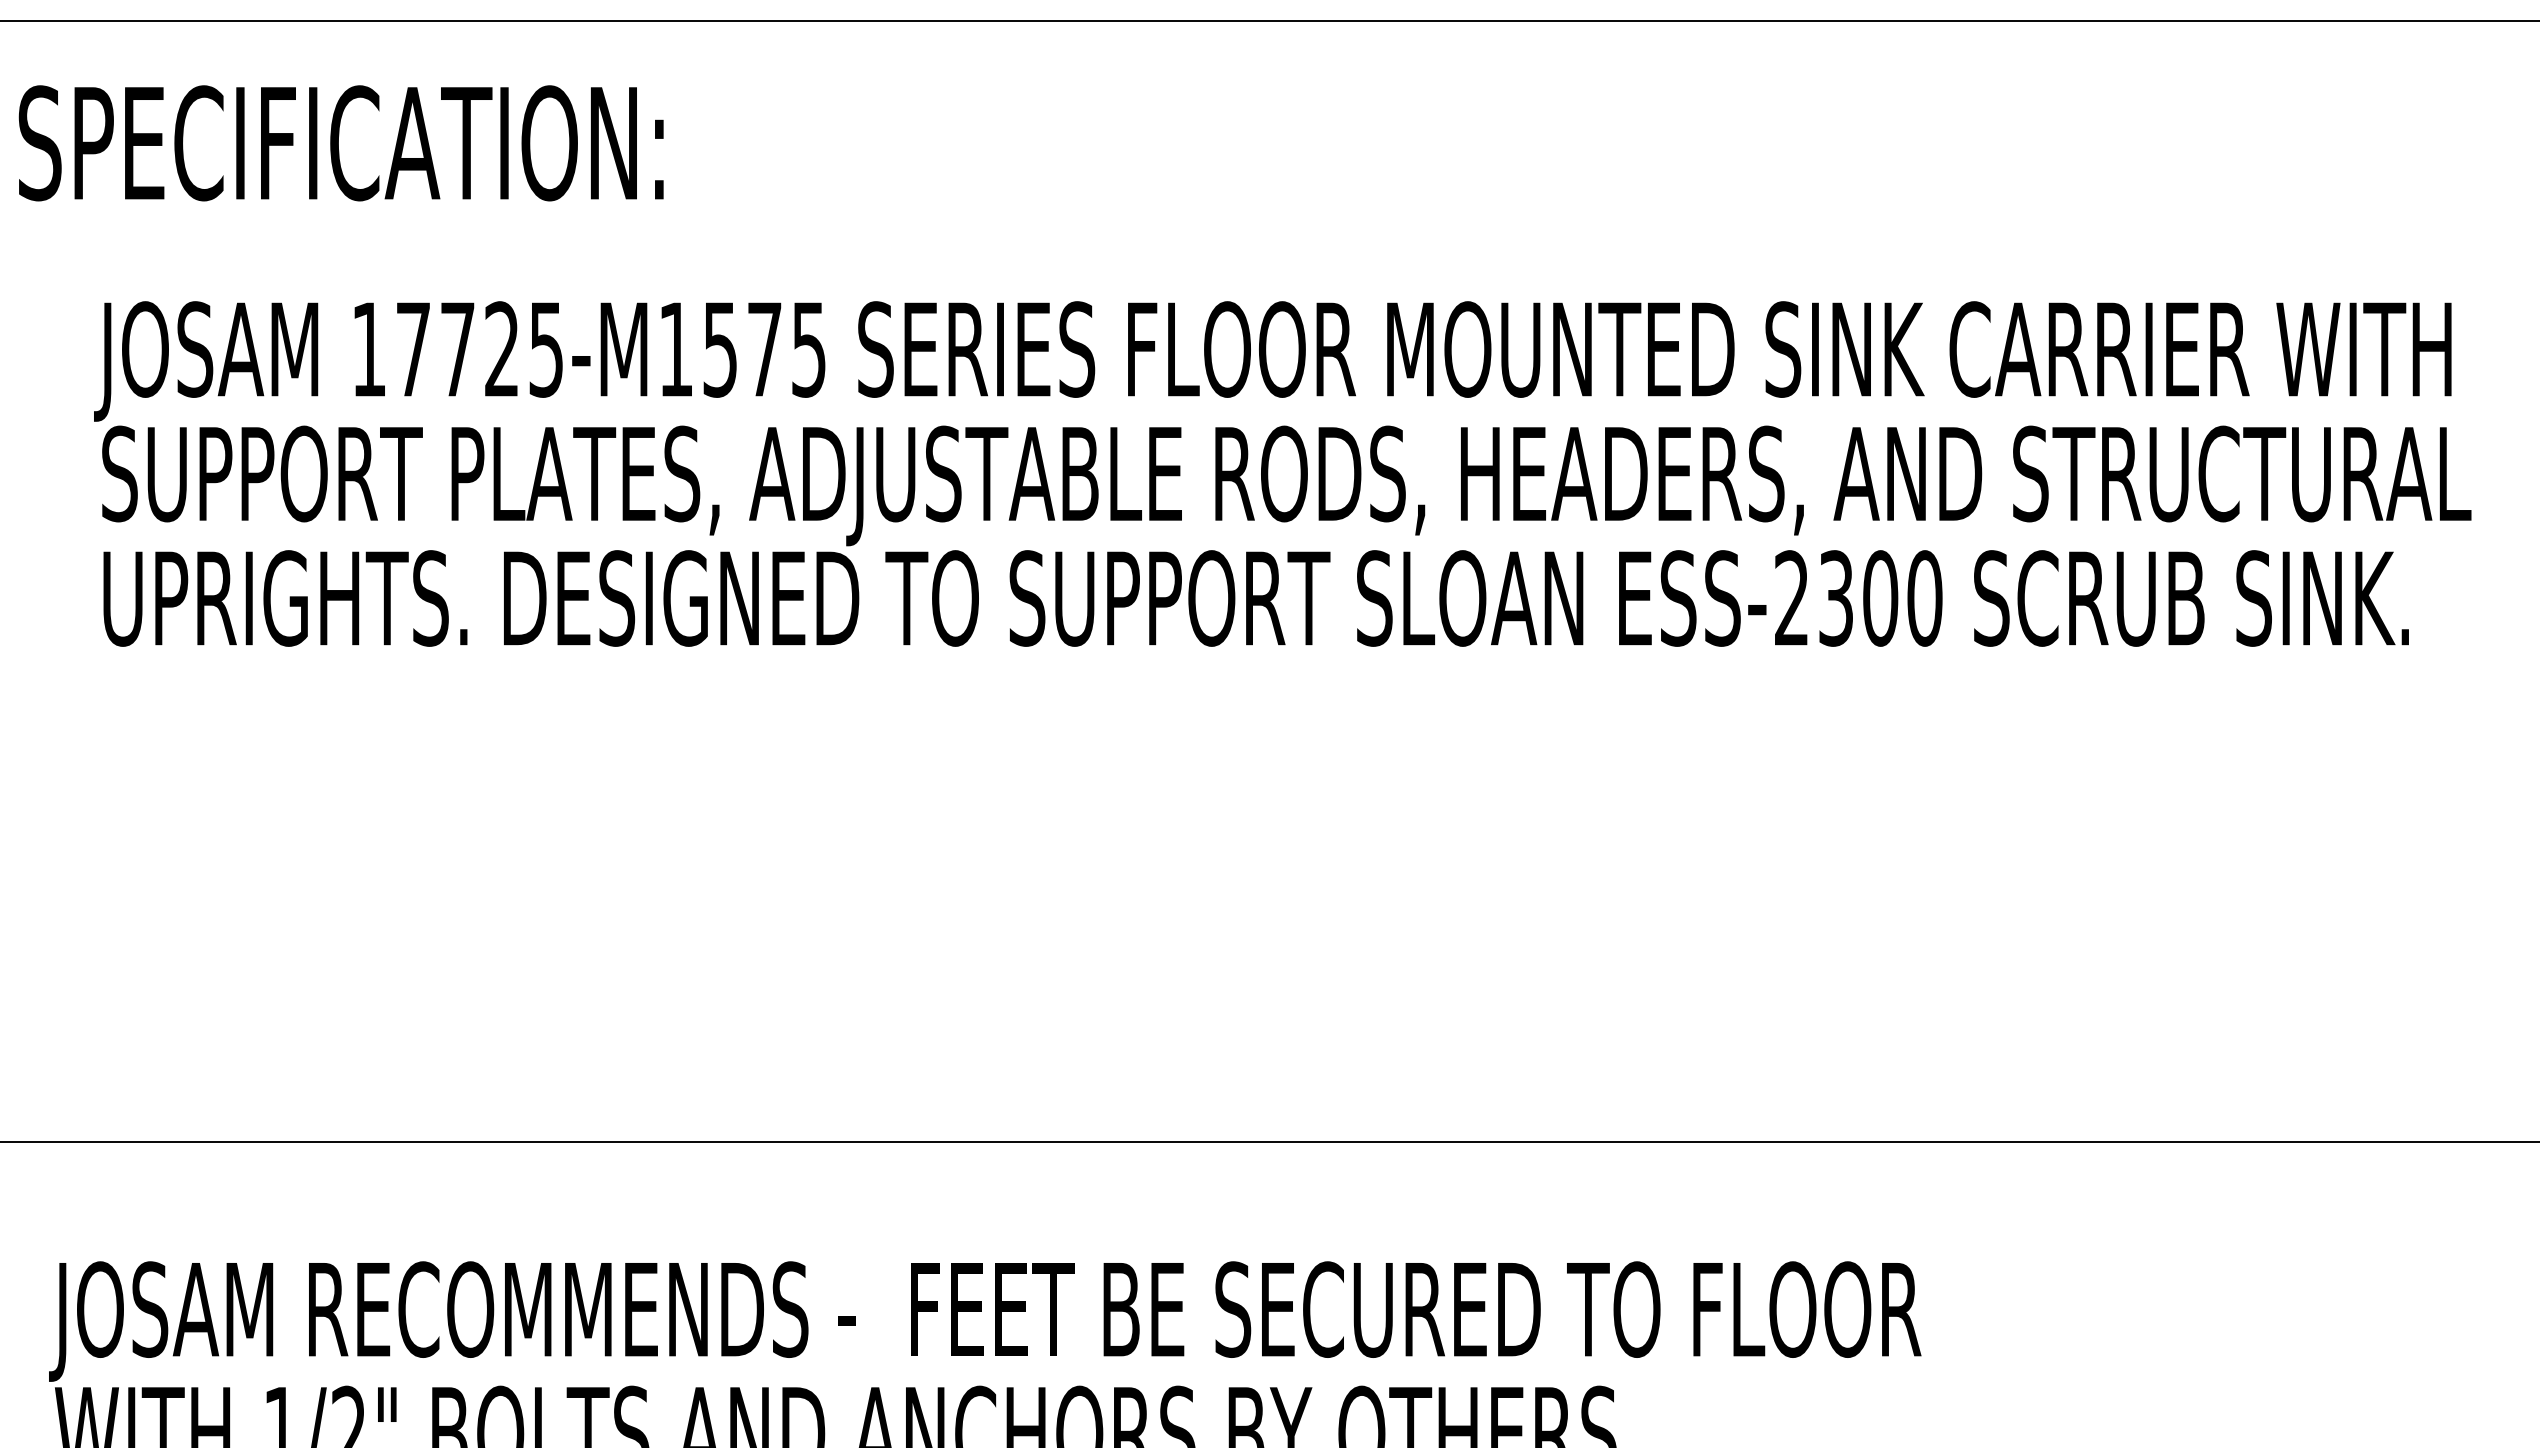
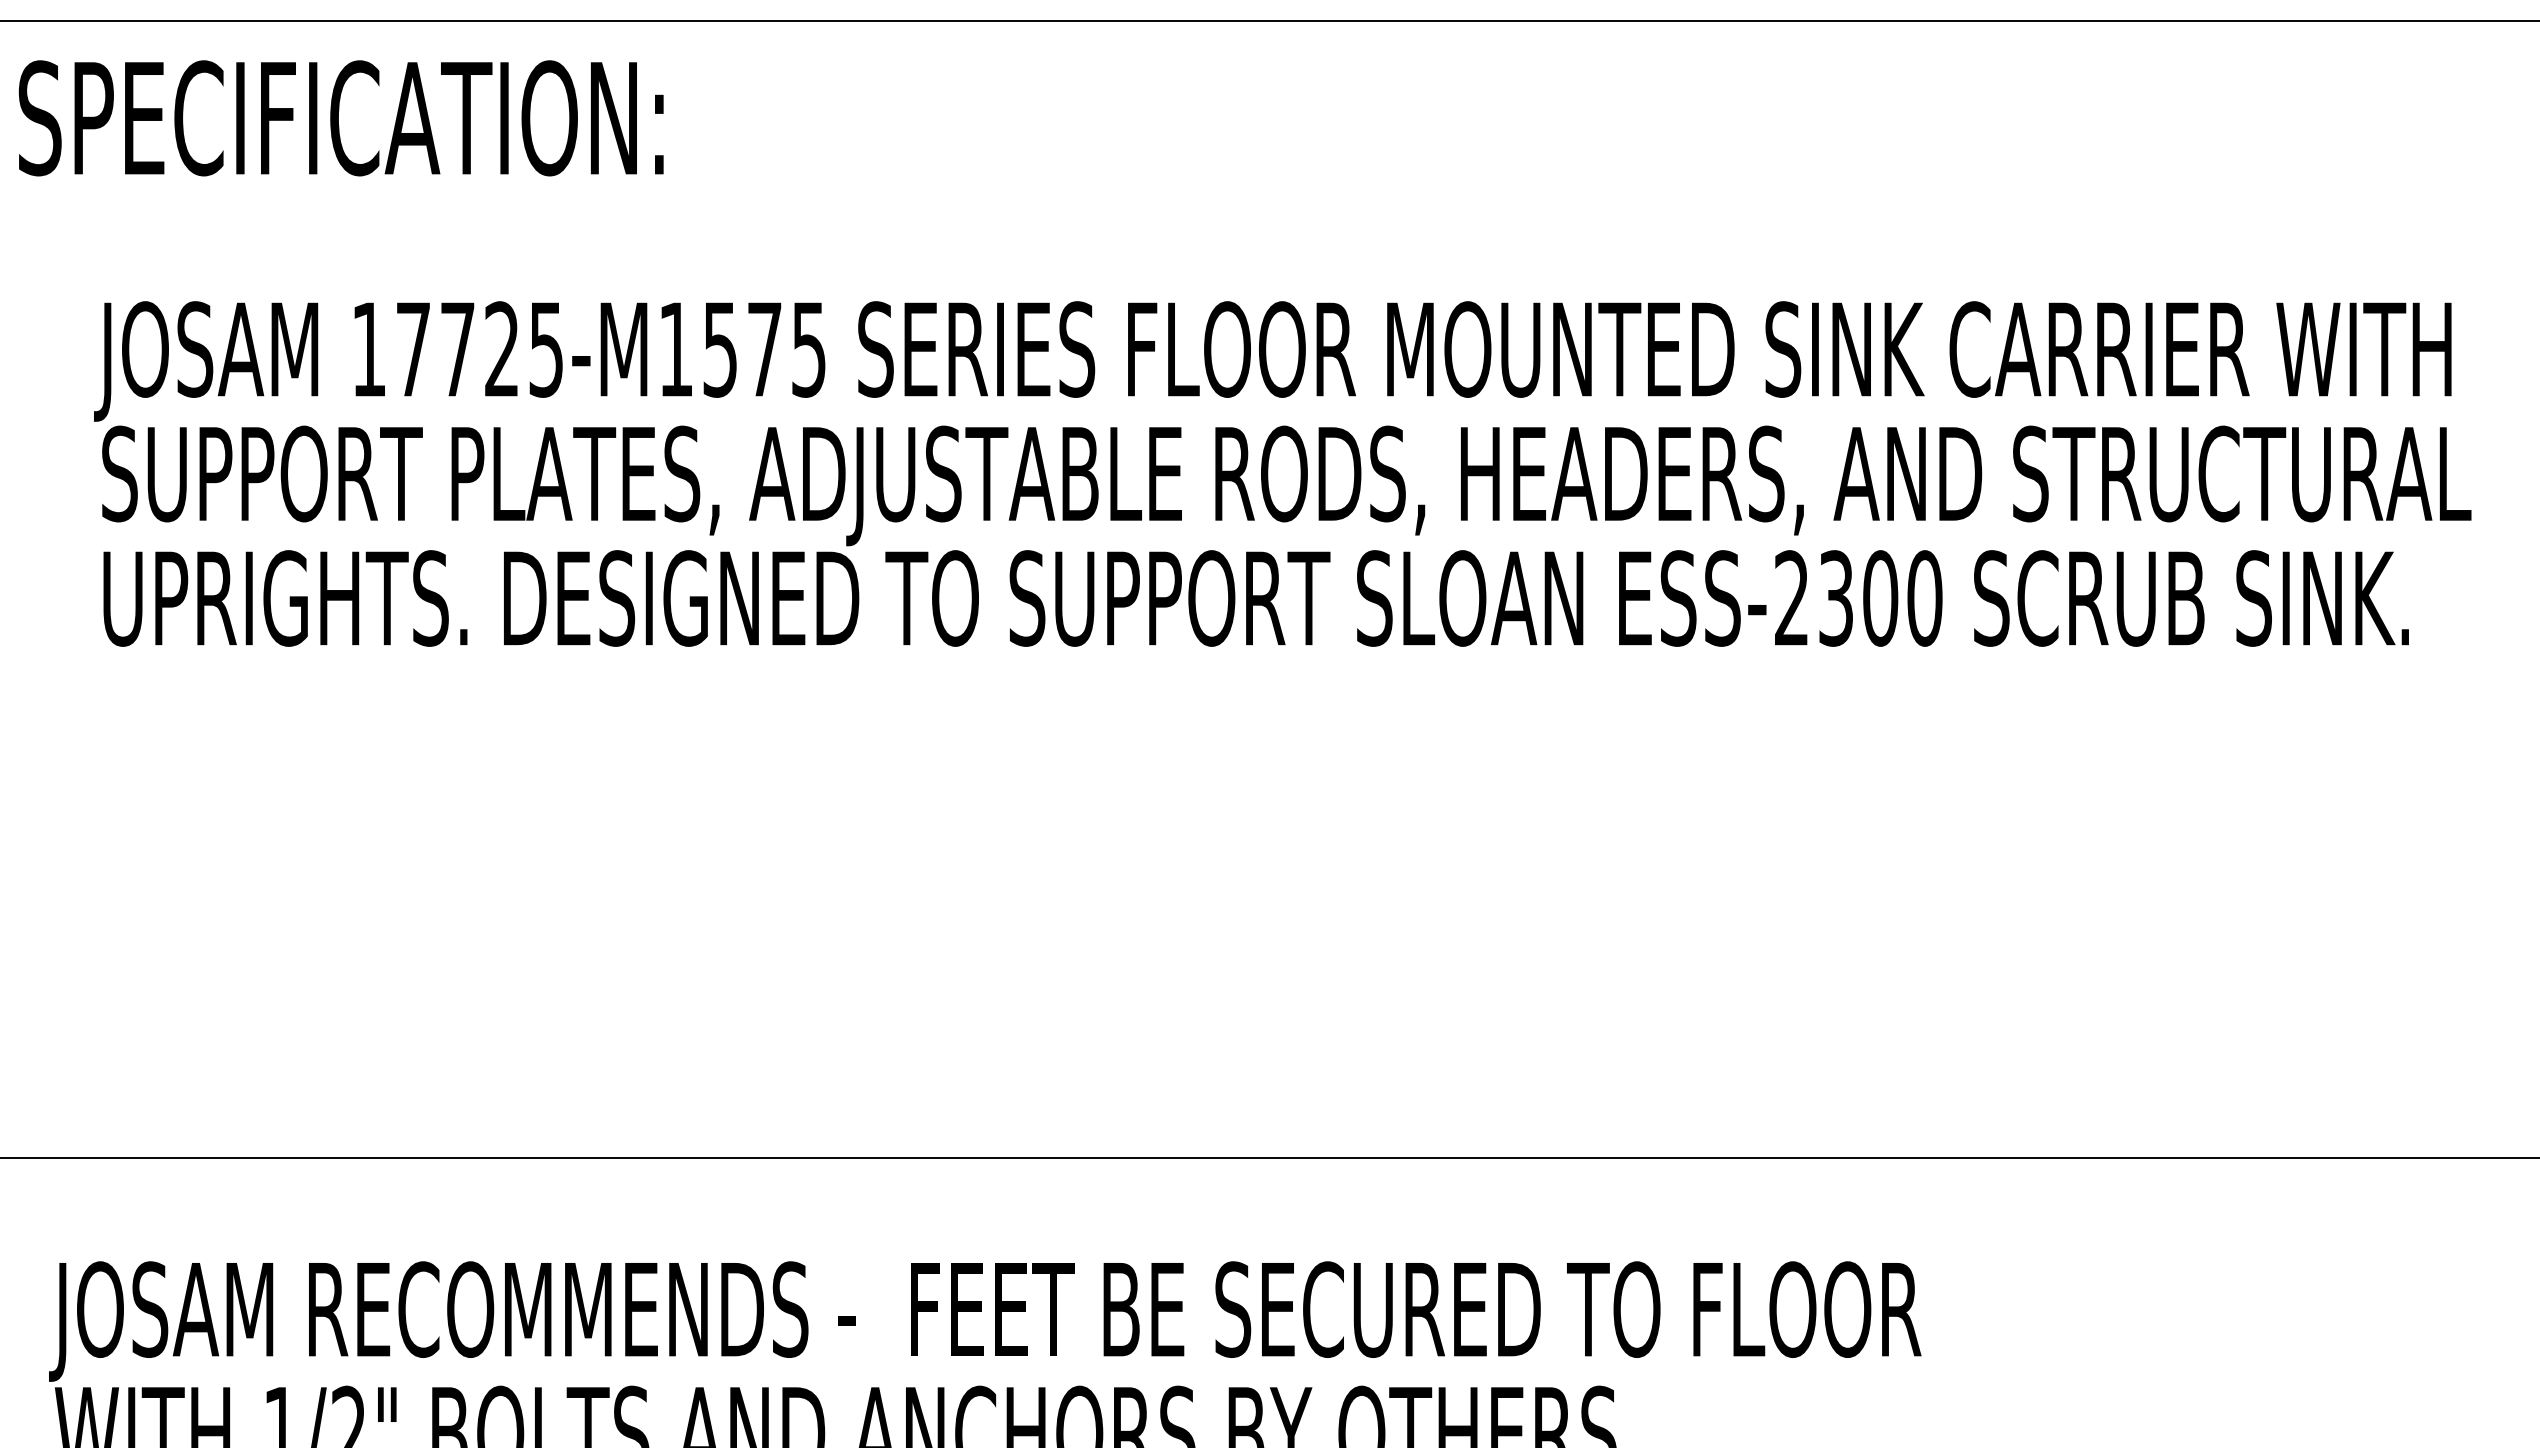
text position: (340, 143) -> (340, 118) (340, 118)
line position: (1269, 1141) -> (1269, 1157) (1269, 1157)
